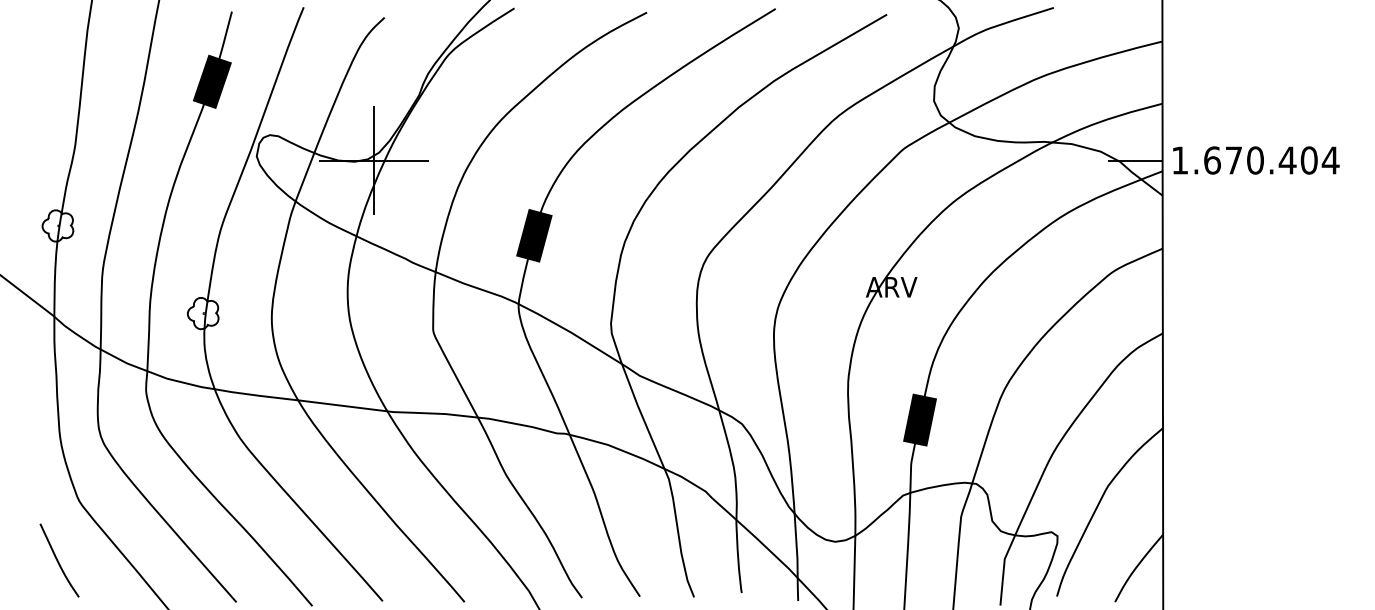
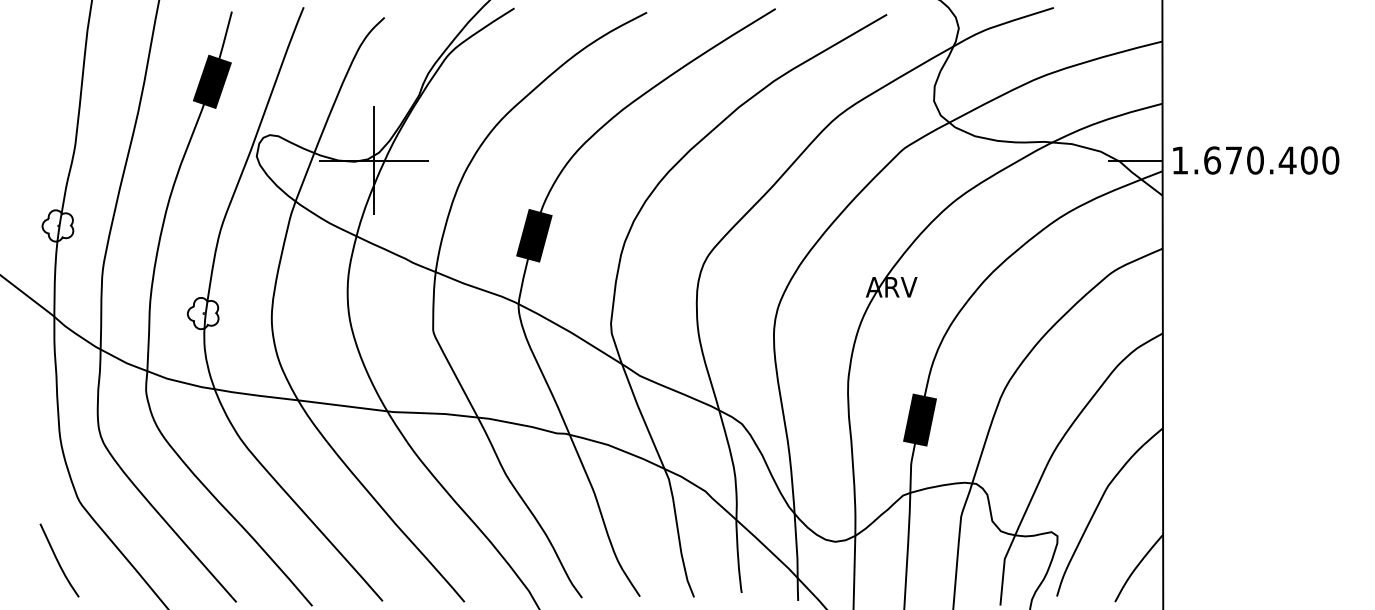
text: 1.670.404 -> 1.670.400 (1330, 160)
